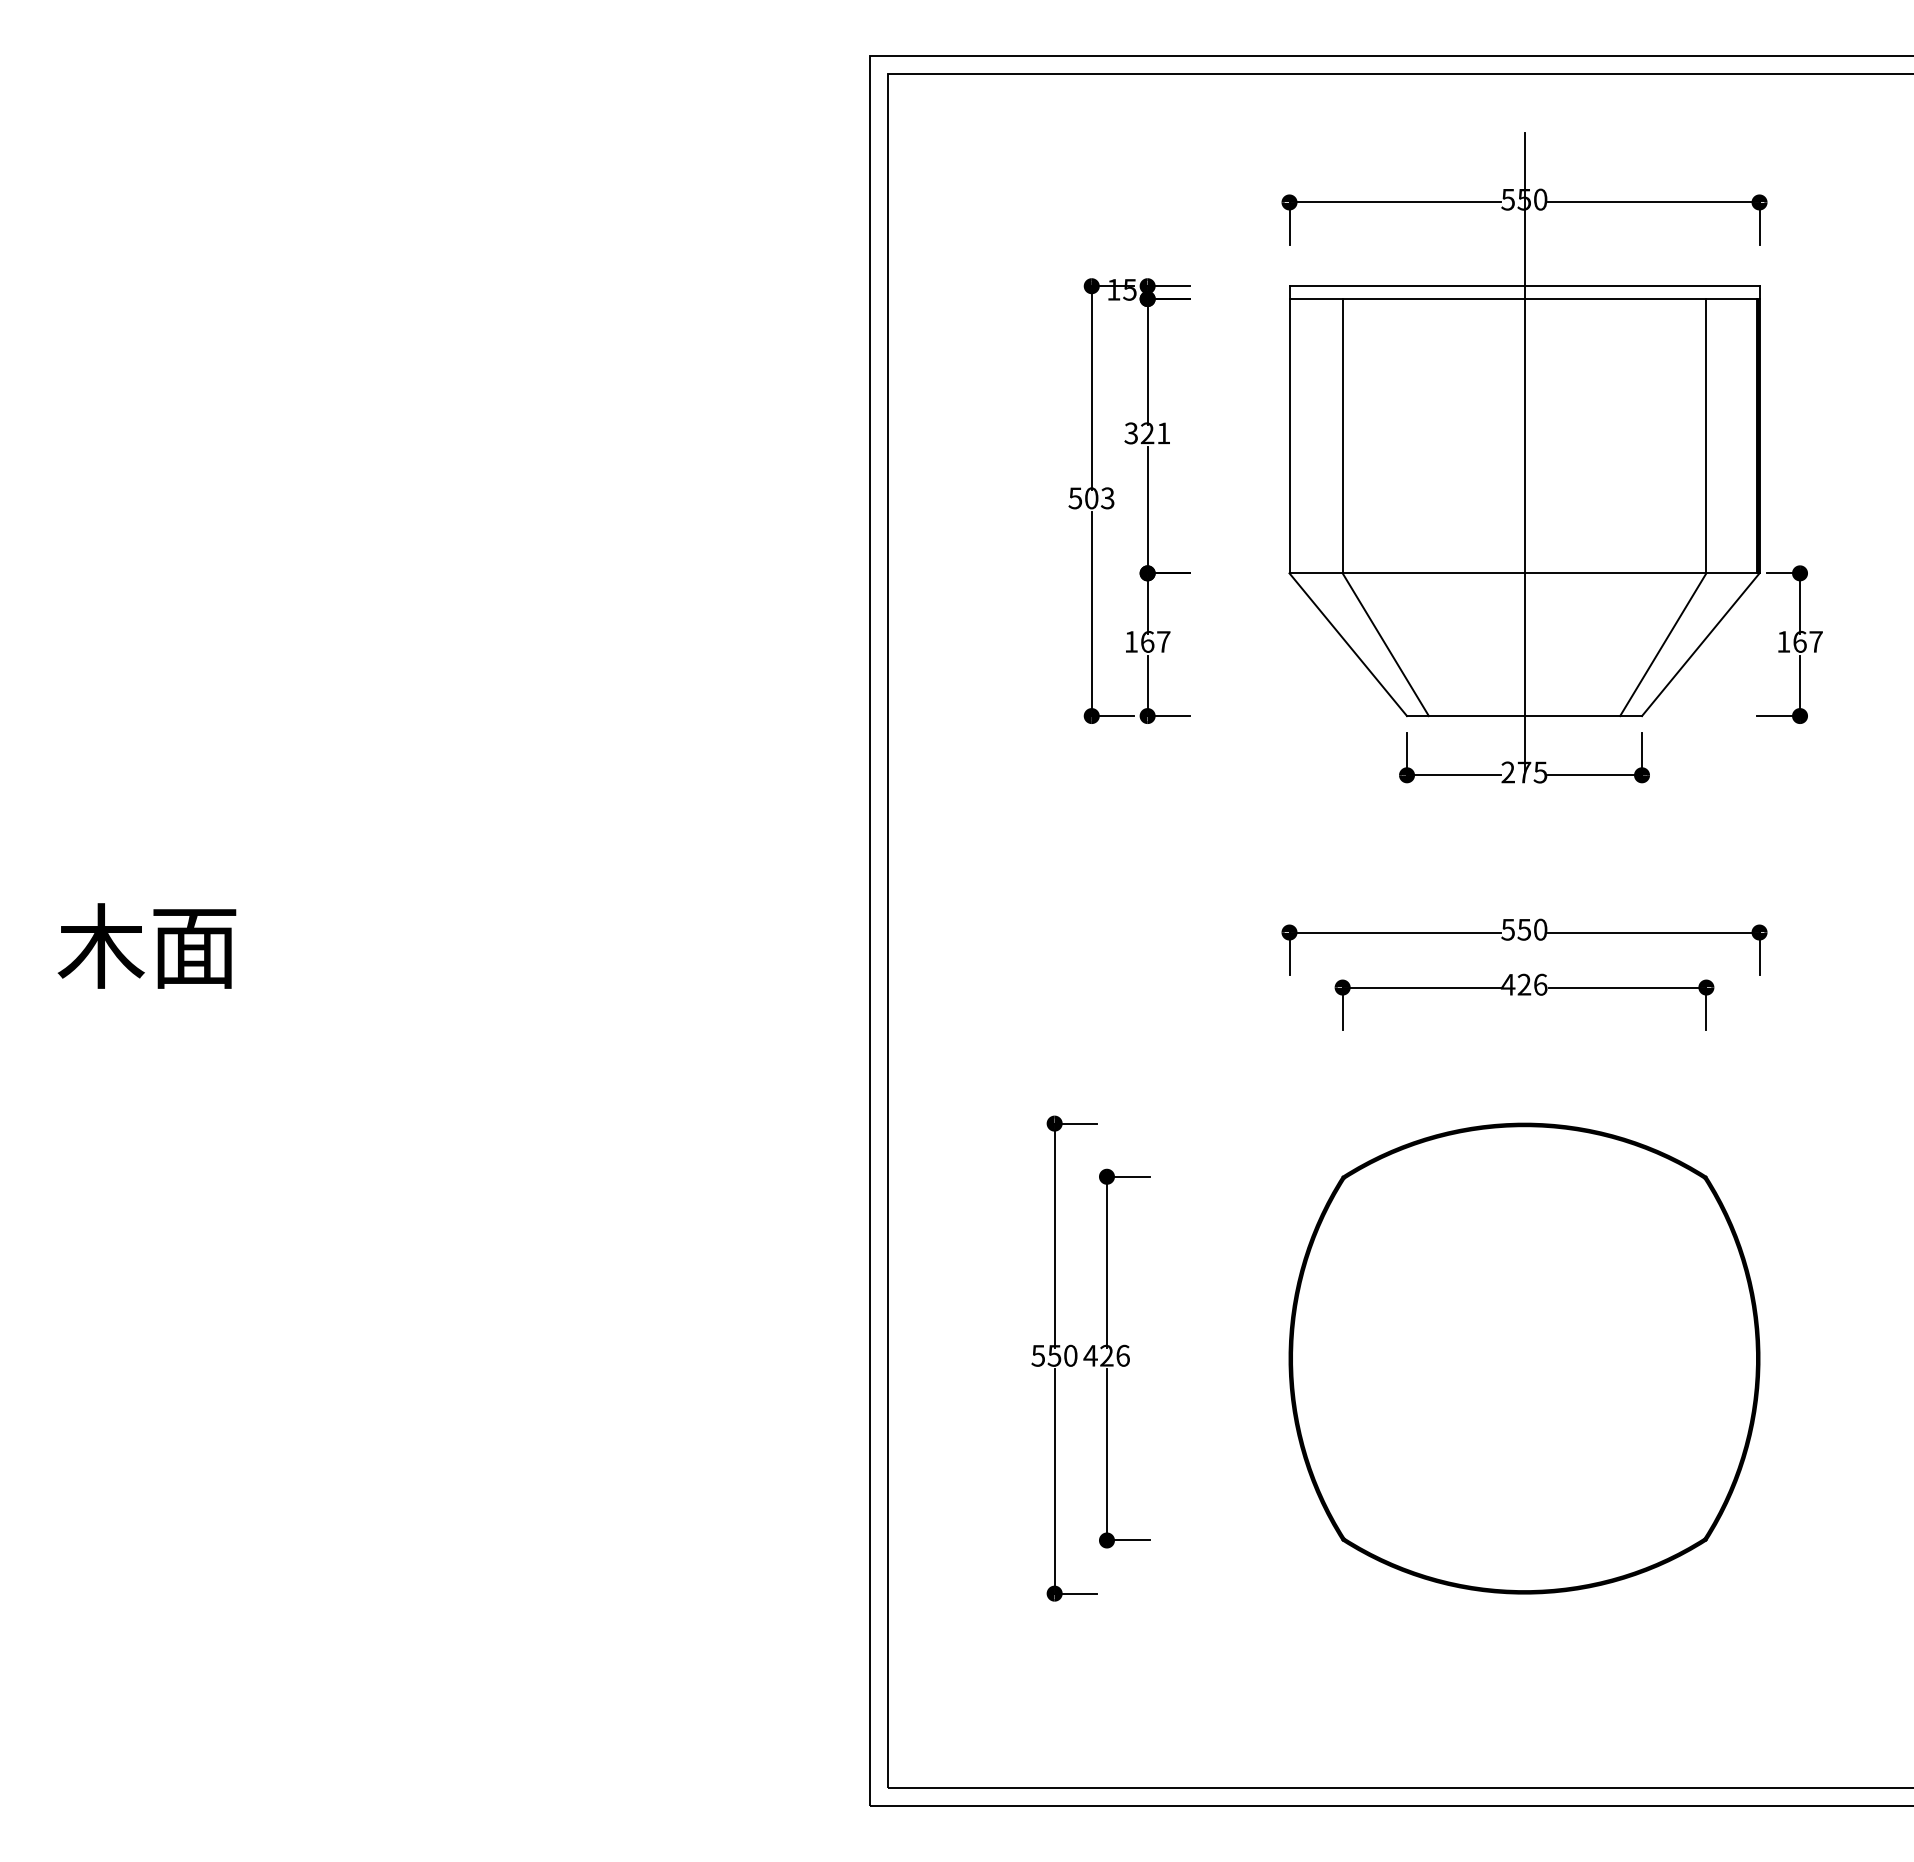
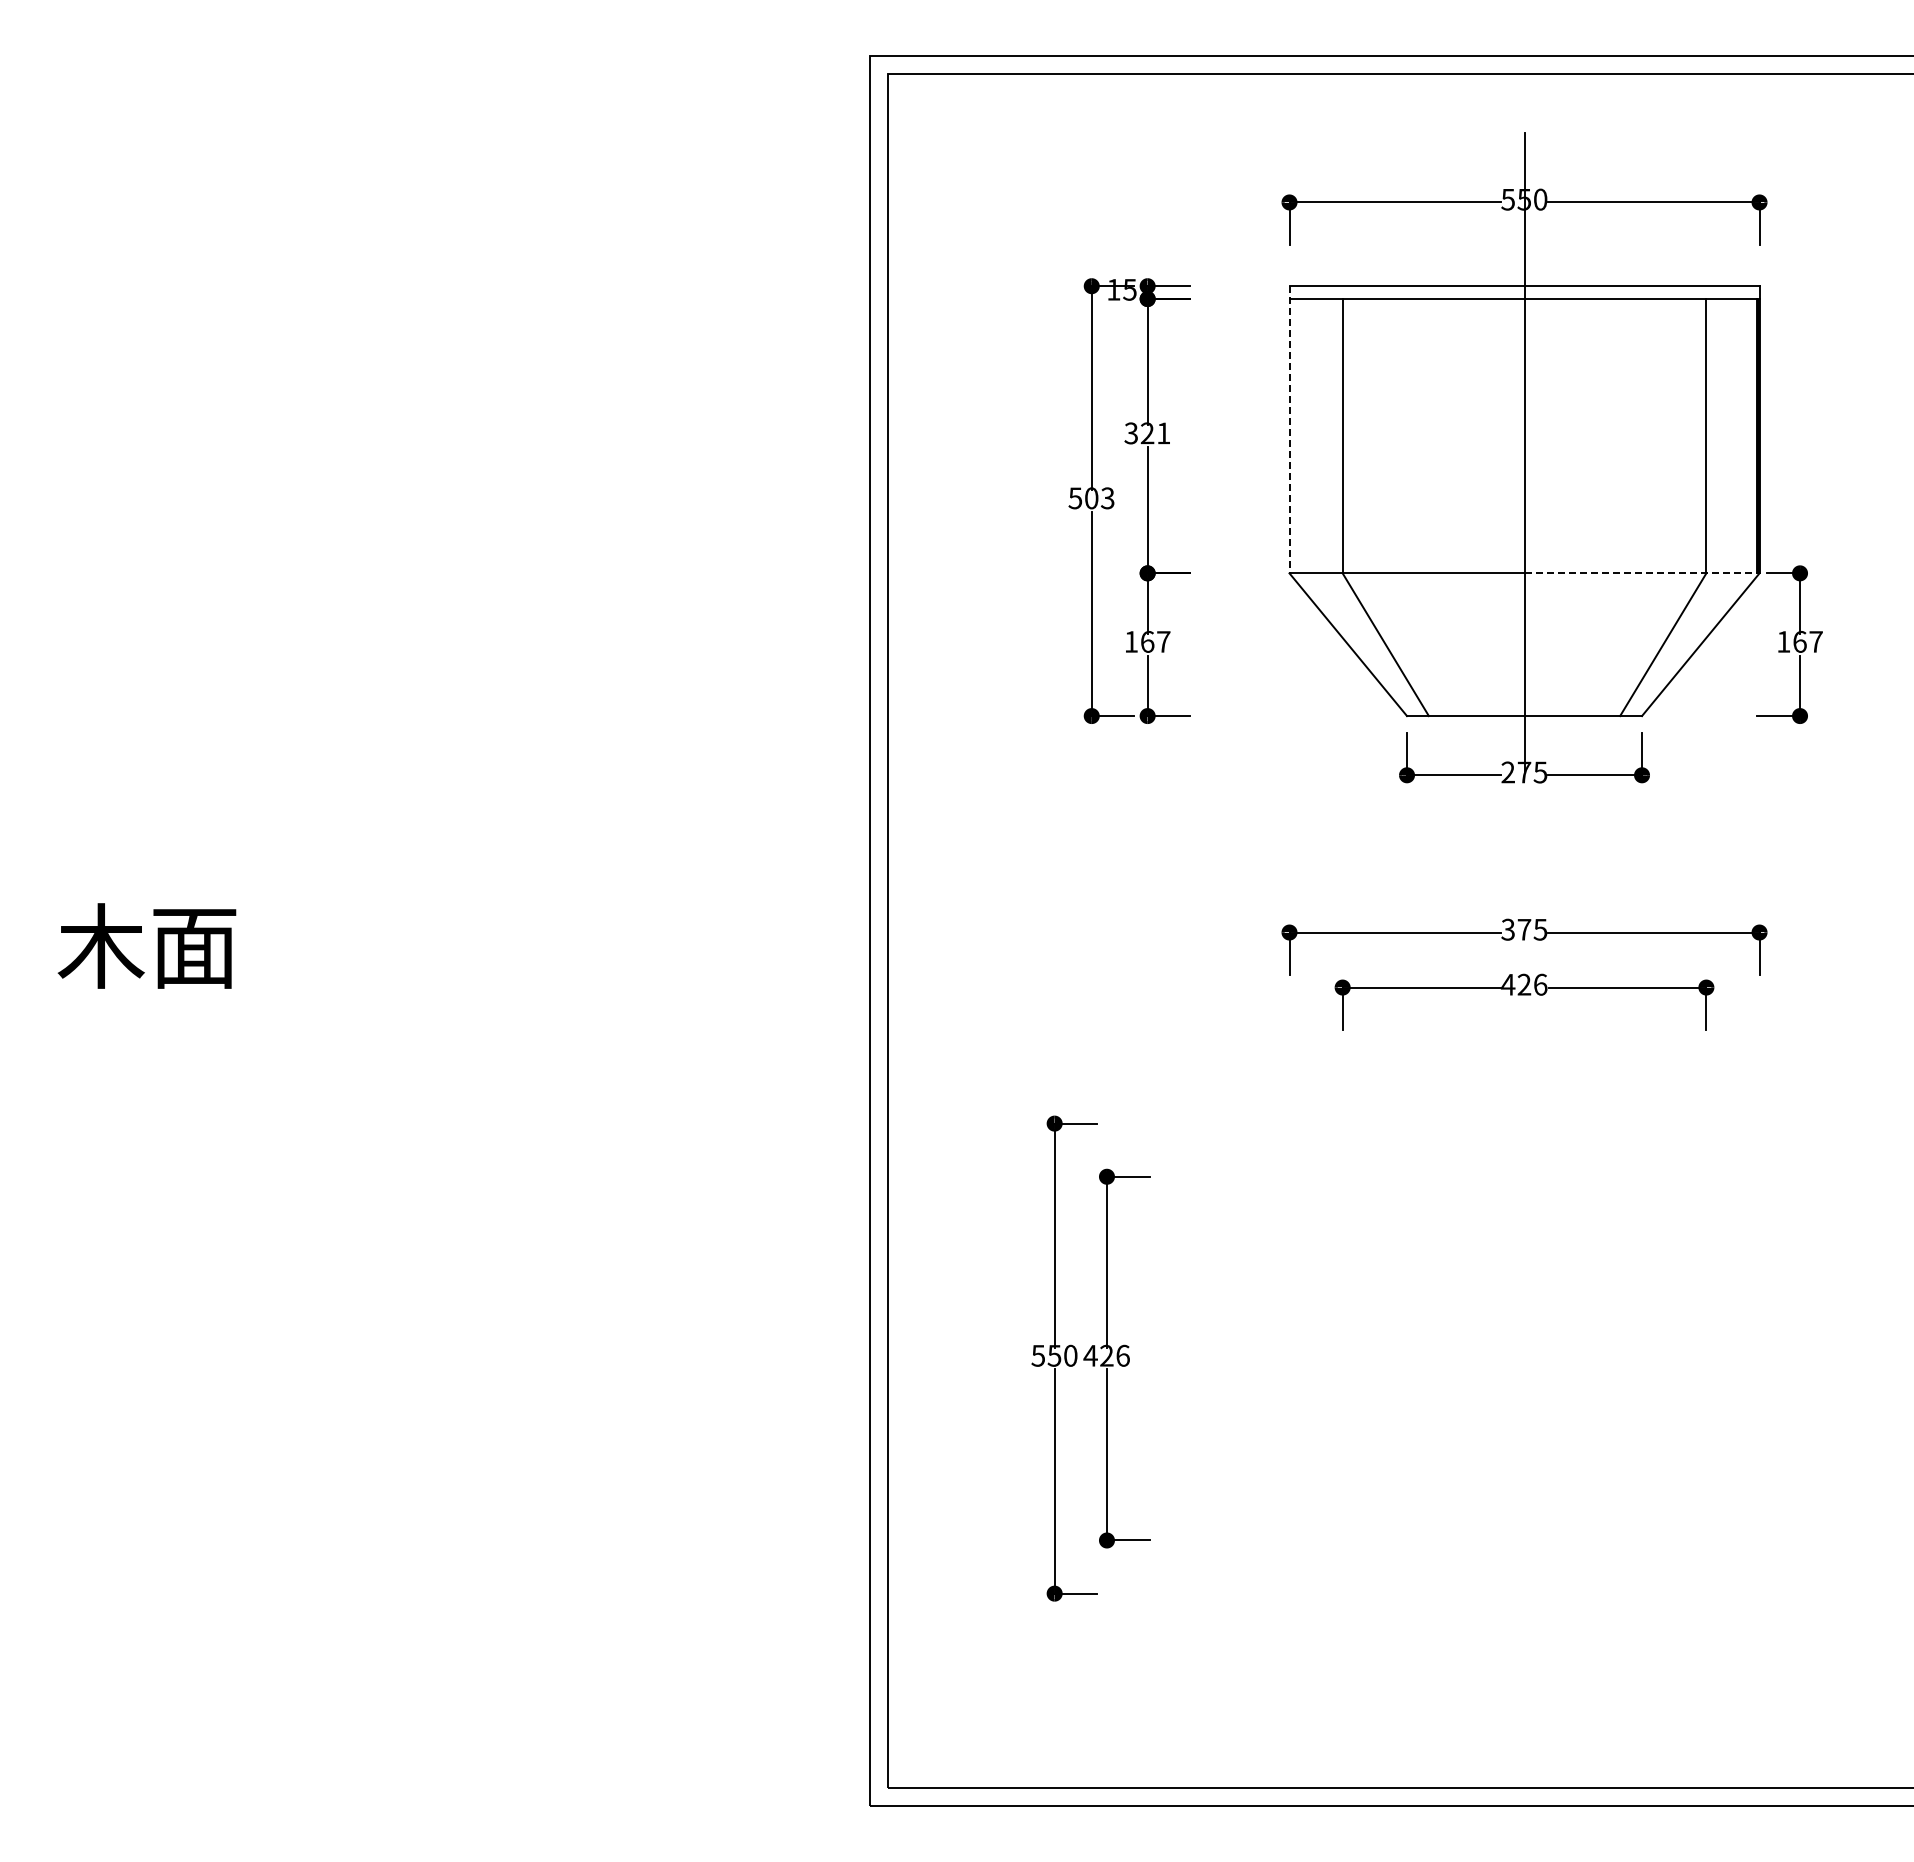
line: solid -> dashed (1289, 429)
line: solid -> dashed (1642, 573)
text: 550 -> 375 (1524, 929)
part: present -> none (1524, 1358)
